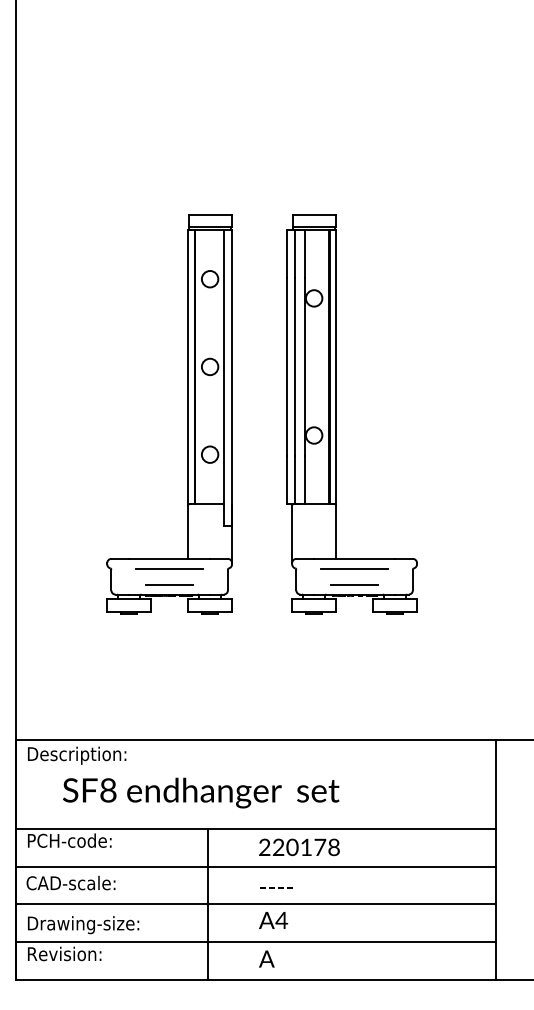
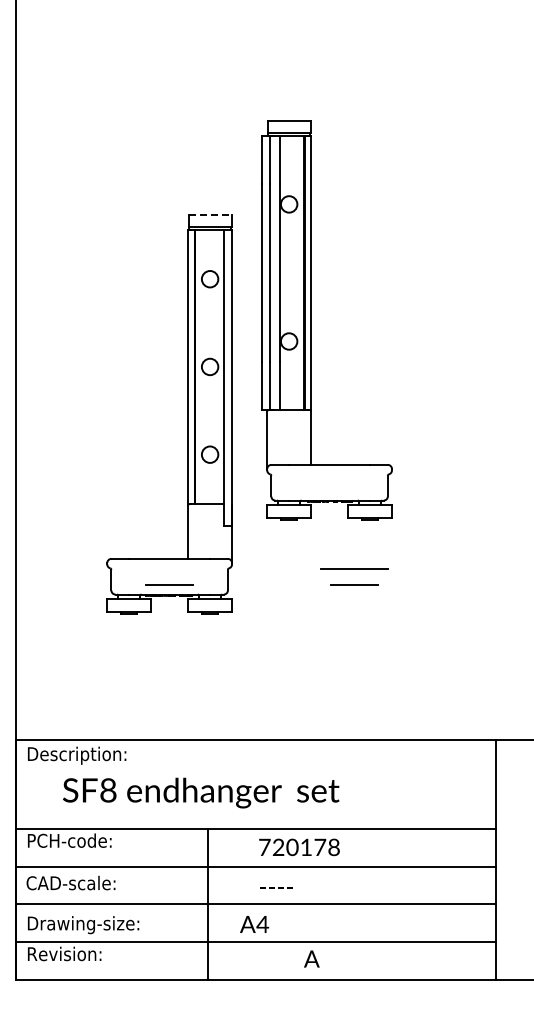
line: solid -> dashed (210, 214)
part position: (336, 414) -> (311, 320) (311, 320)
line: present -> none (169, 568)
text: 220178 -> 720178 (264, 846)
text position: (273, 920) -> (254, 924) (254, 924)
text position: (266, 958) -> (311, 958) (311, 958)
